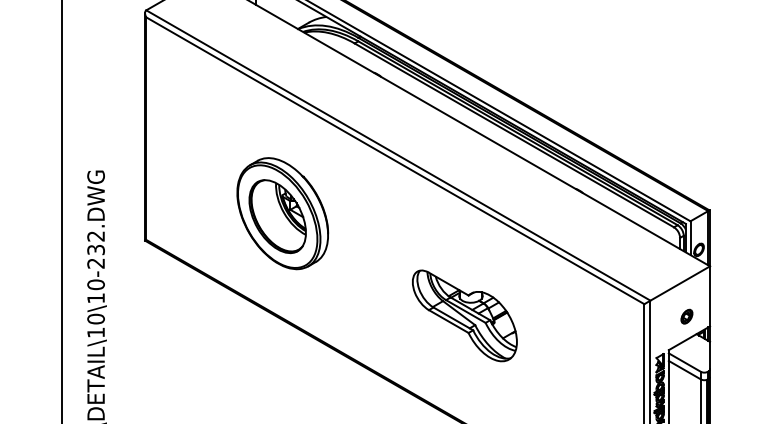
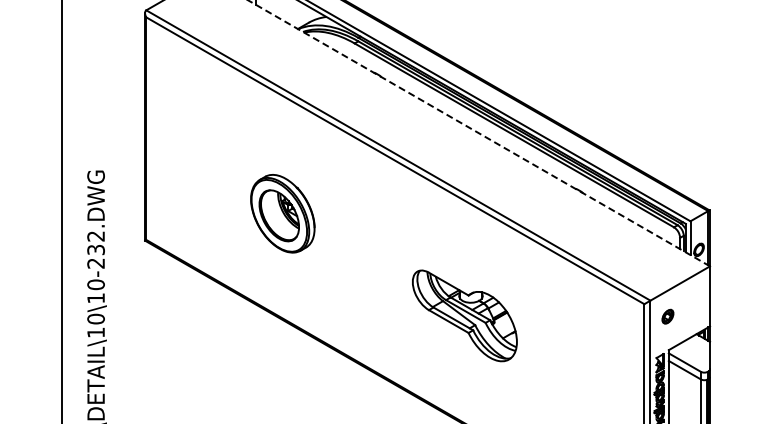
line: solid -> dashed (478, 133)
part size: 94x114 px -> 66x80 px (282, 213)
part position: (686, 316) -> (667, 316) (667, 316)
